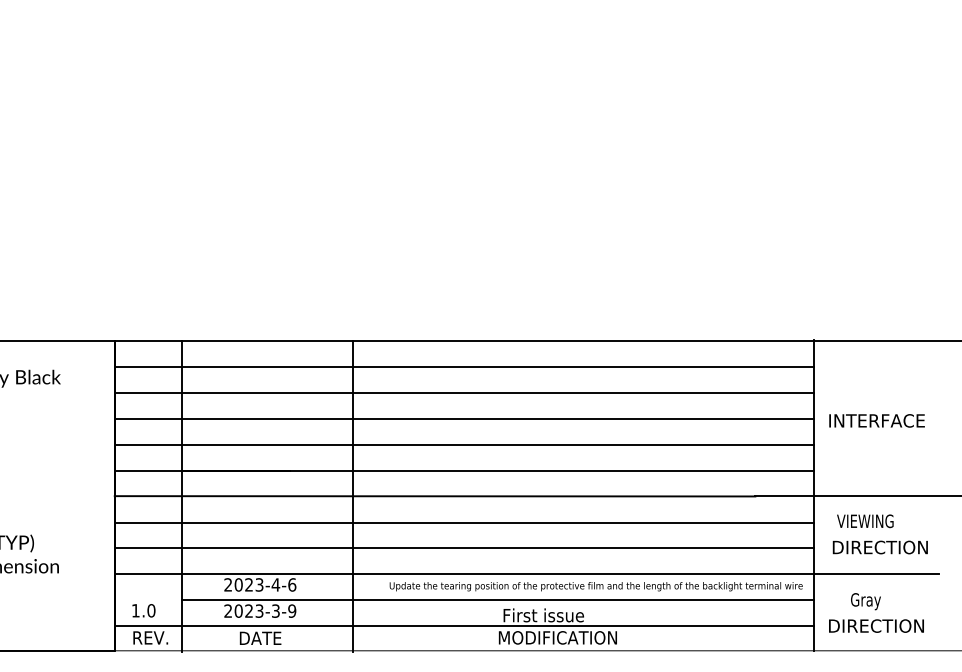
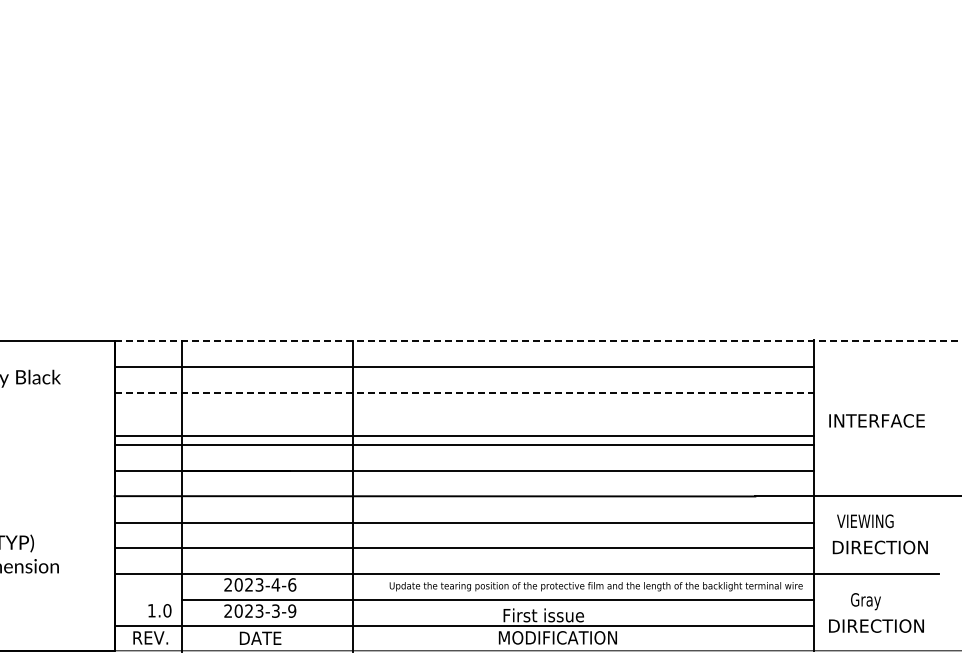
line: solid -> dashed (538, 340)
line: solid -> dashed (464, 392)
line position: (464, 418) -> (464, 435) (464, 435)
text position: (143, 610) -> (159, 610) (159, 610)
